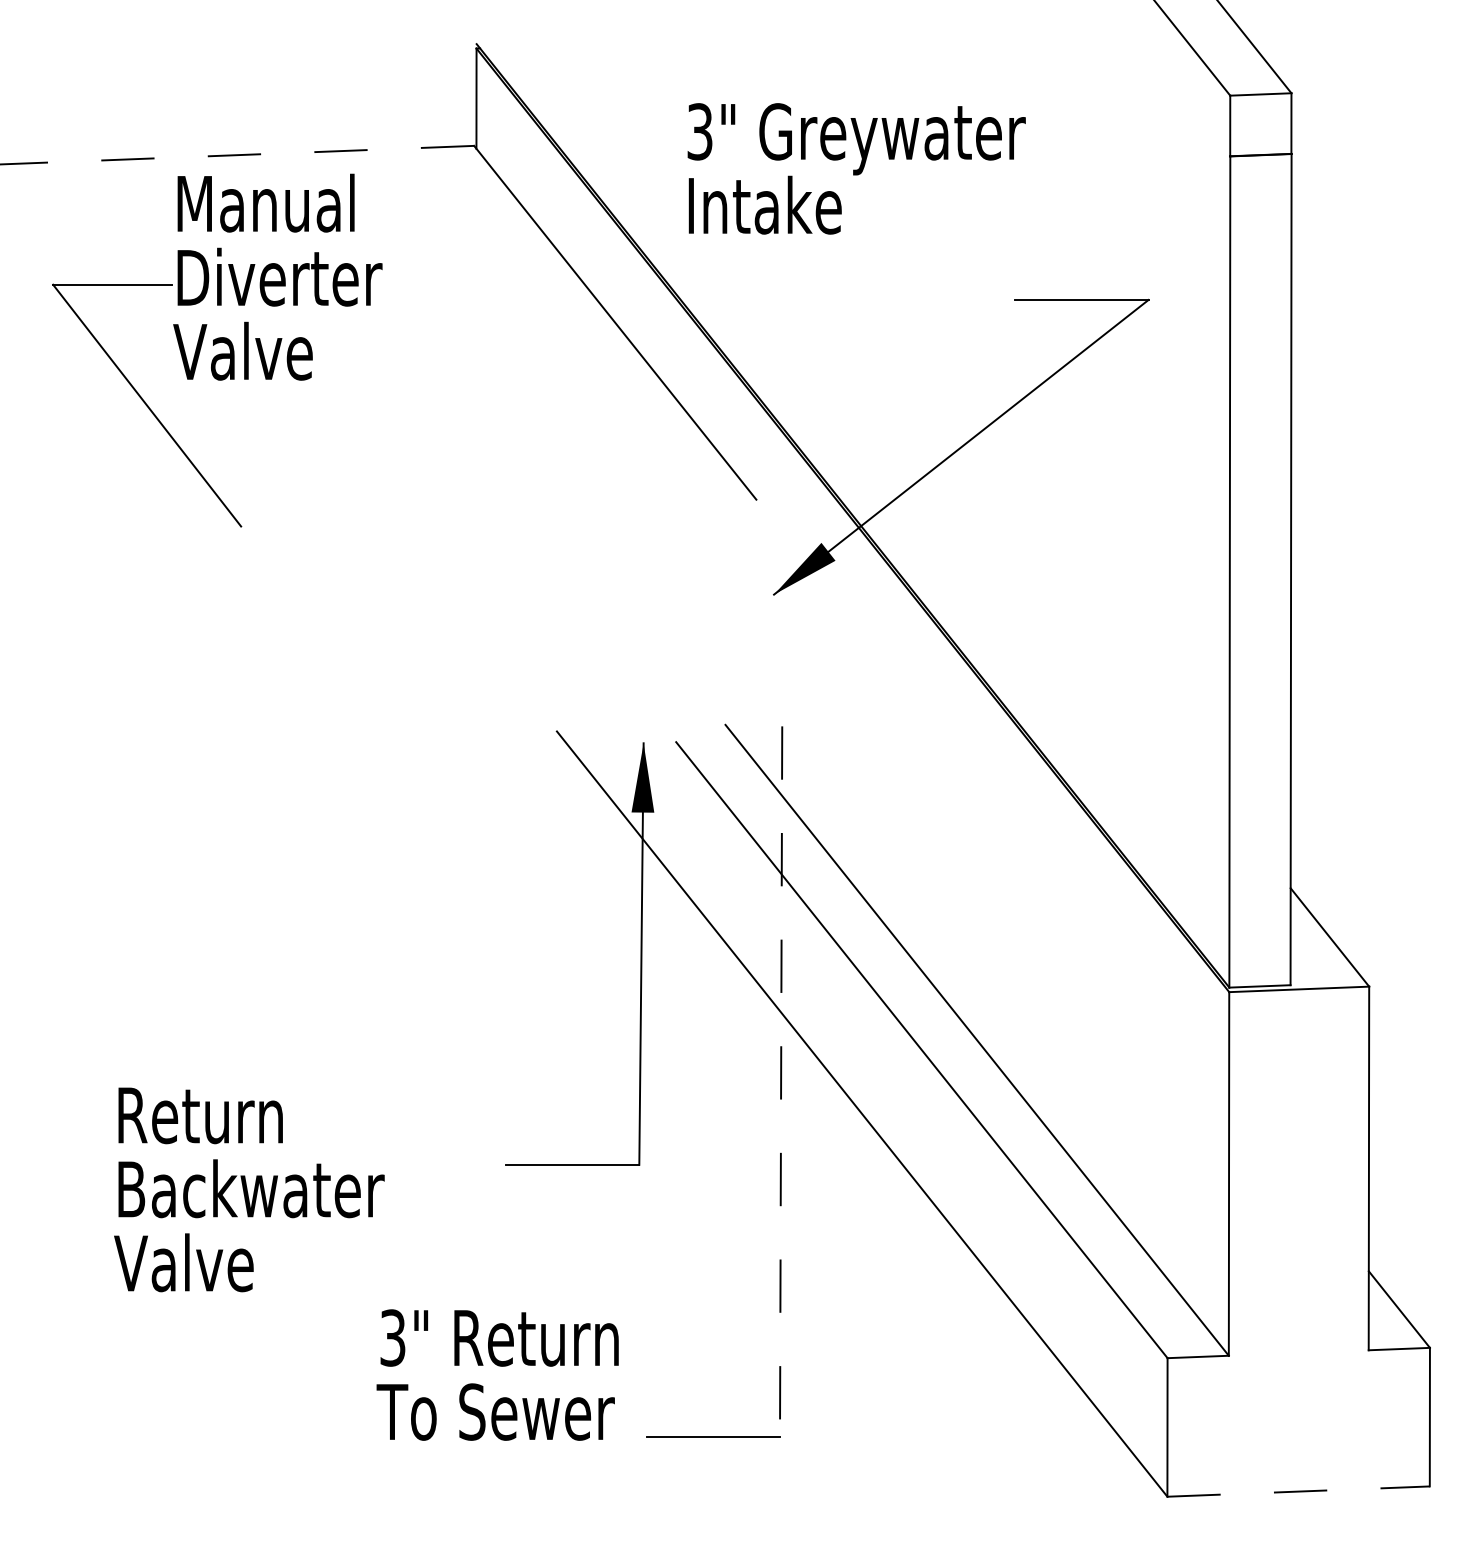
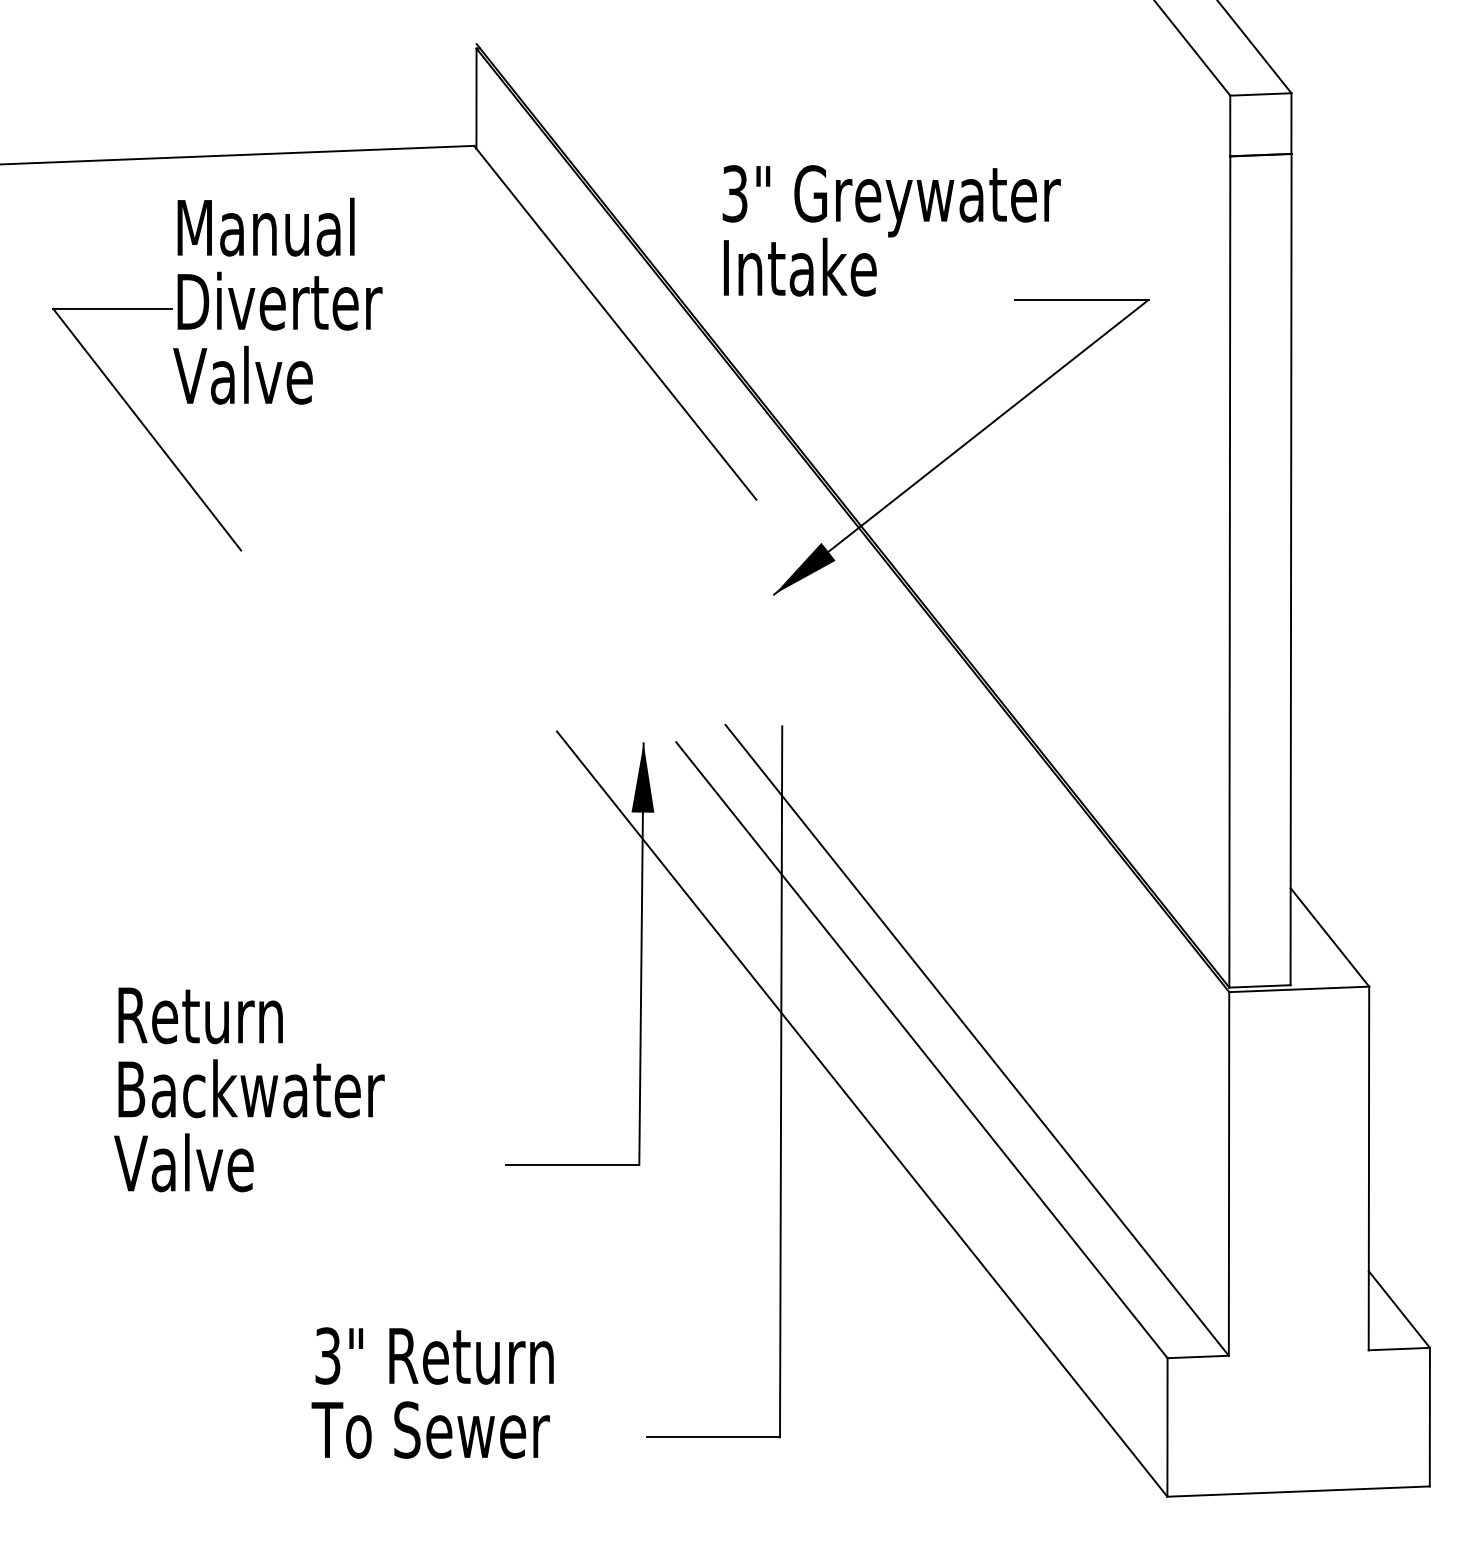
line: dashed -> solid (237, 155)
text position: (856, 168) -> (891, 230) (891, 230)
part position: (217, 350) -> (217, 374) (217, 374)
line: dashed -> solid (781, 1082)
text position: (249, 1189) -> (249, 1089) (249, 1089)
text position: (497, 1374) -> (432, 1392) (432, 1392)
line: dashed -> solid (1299, 1491)
